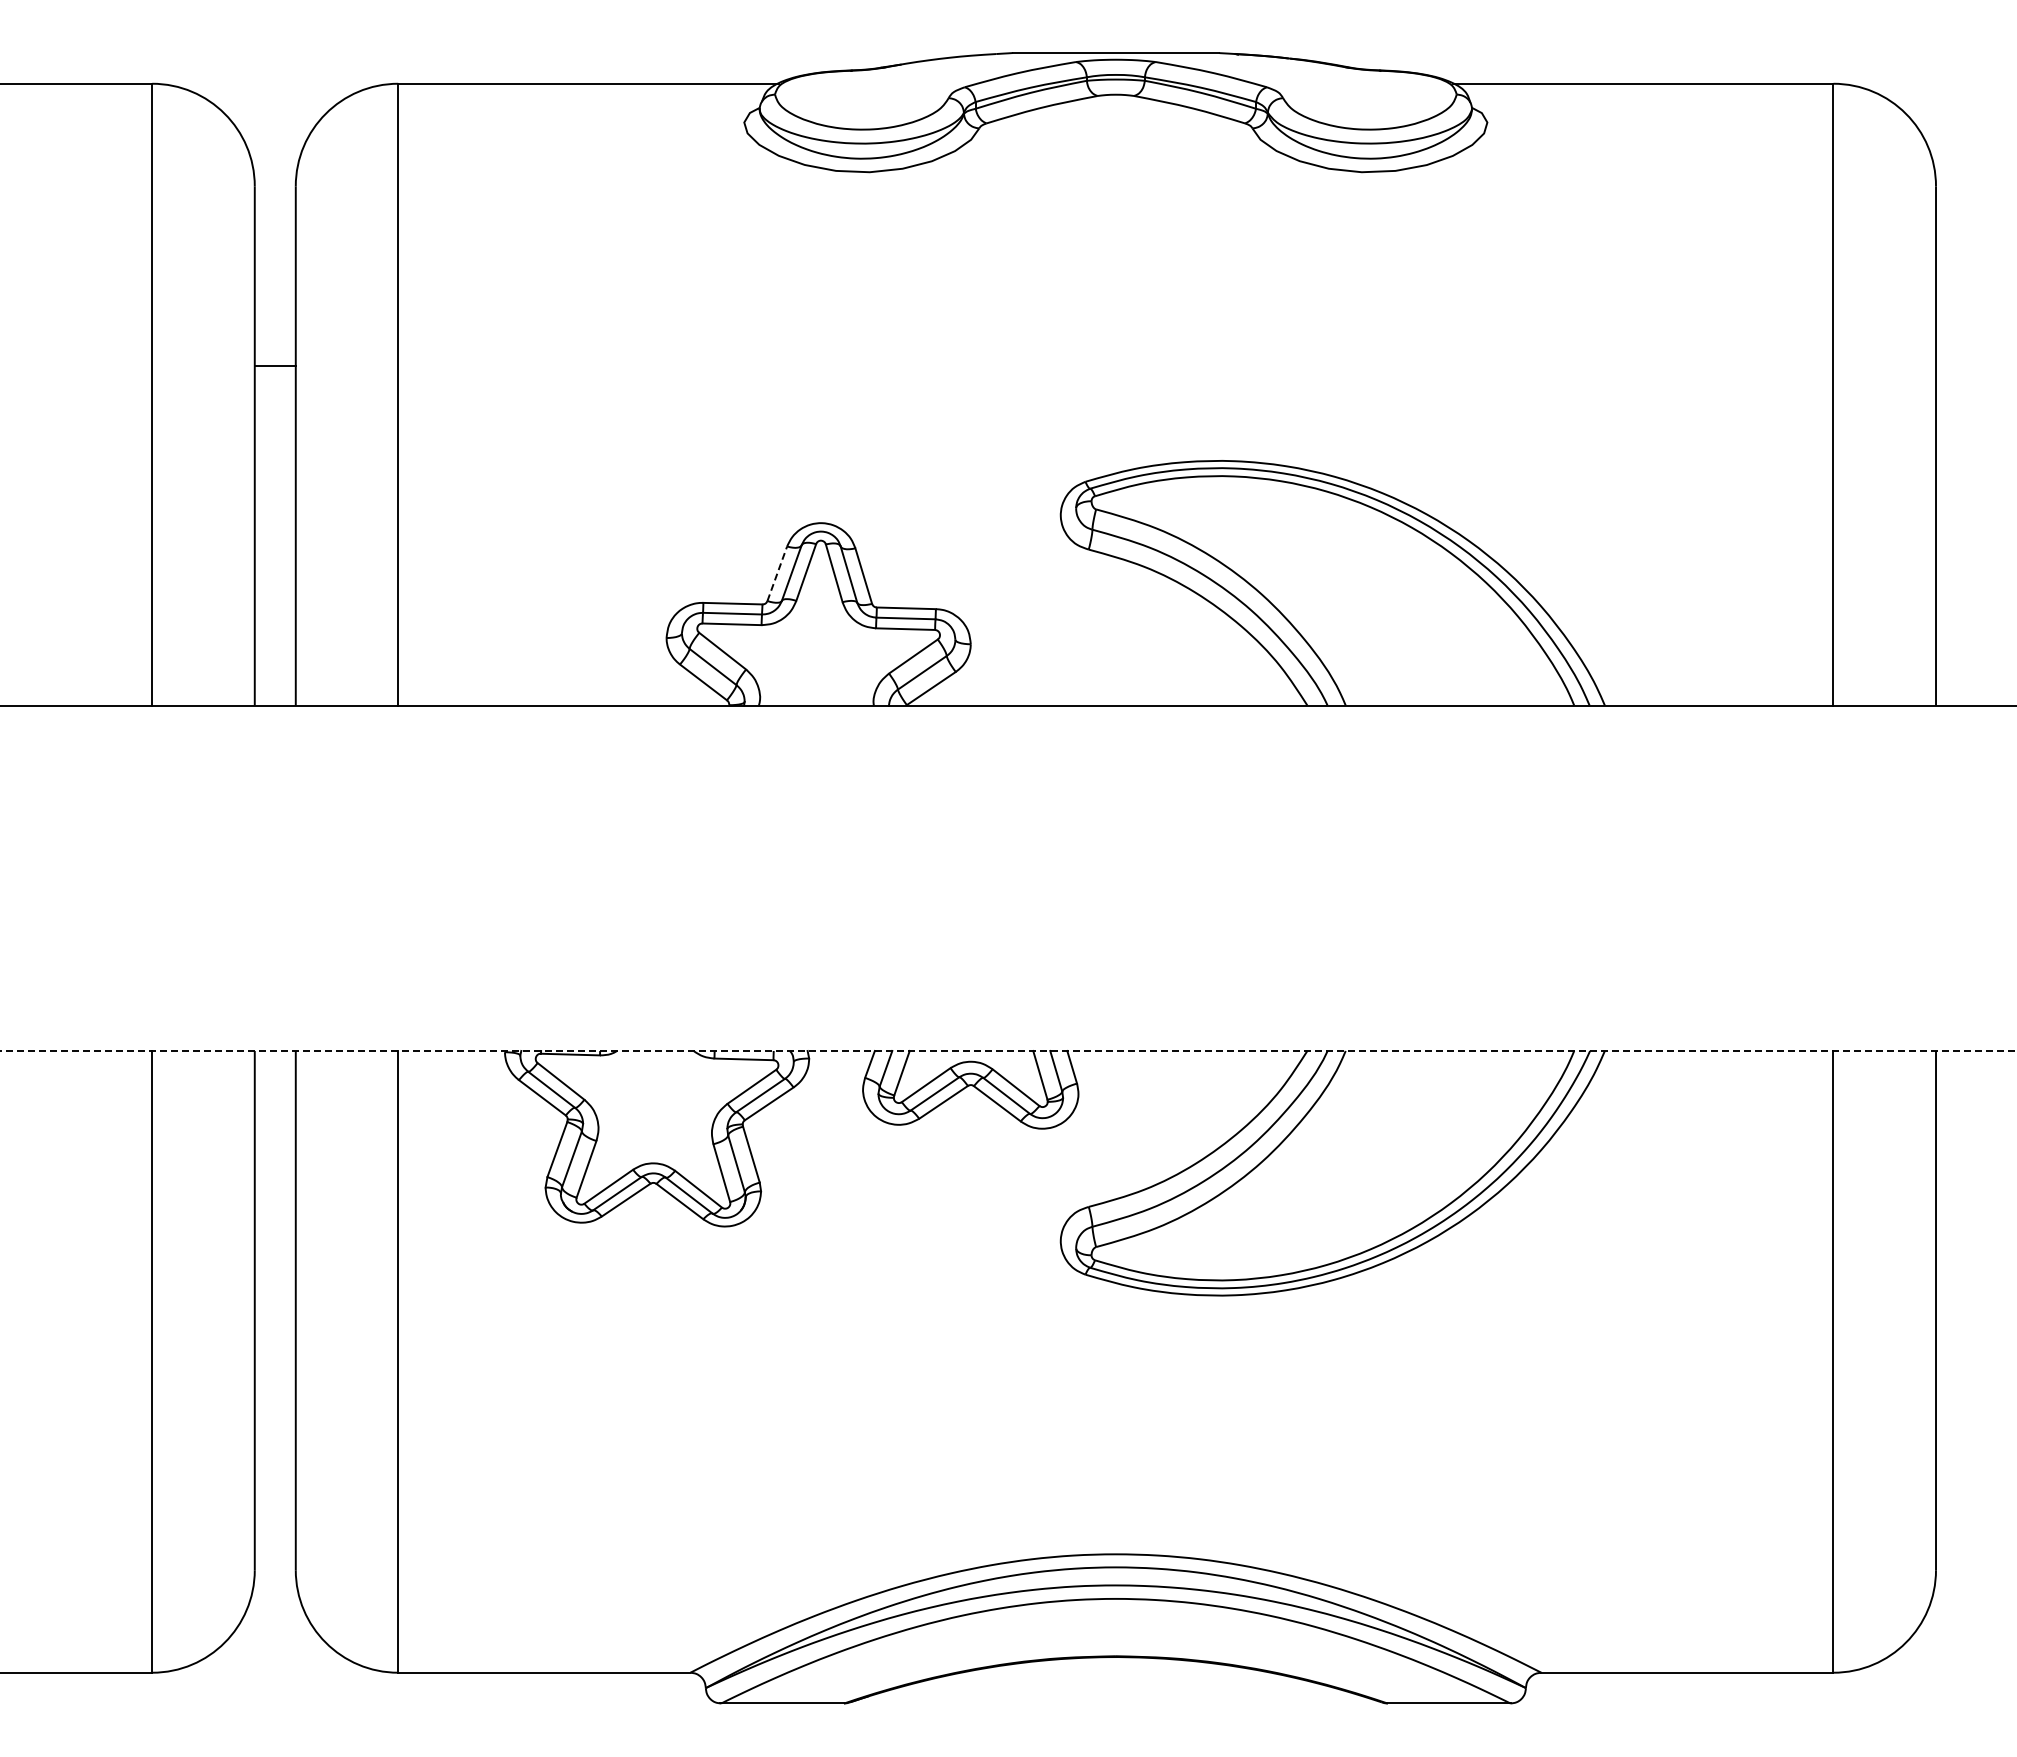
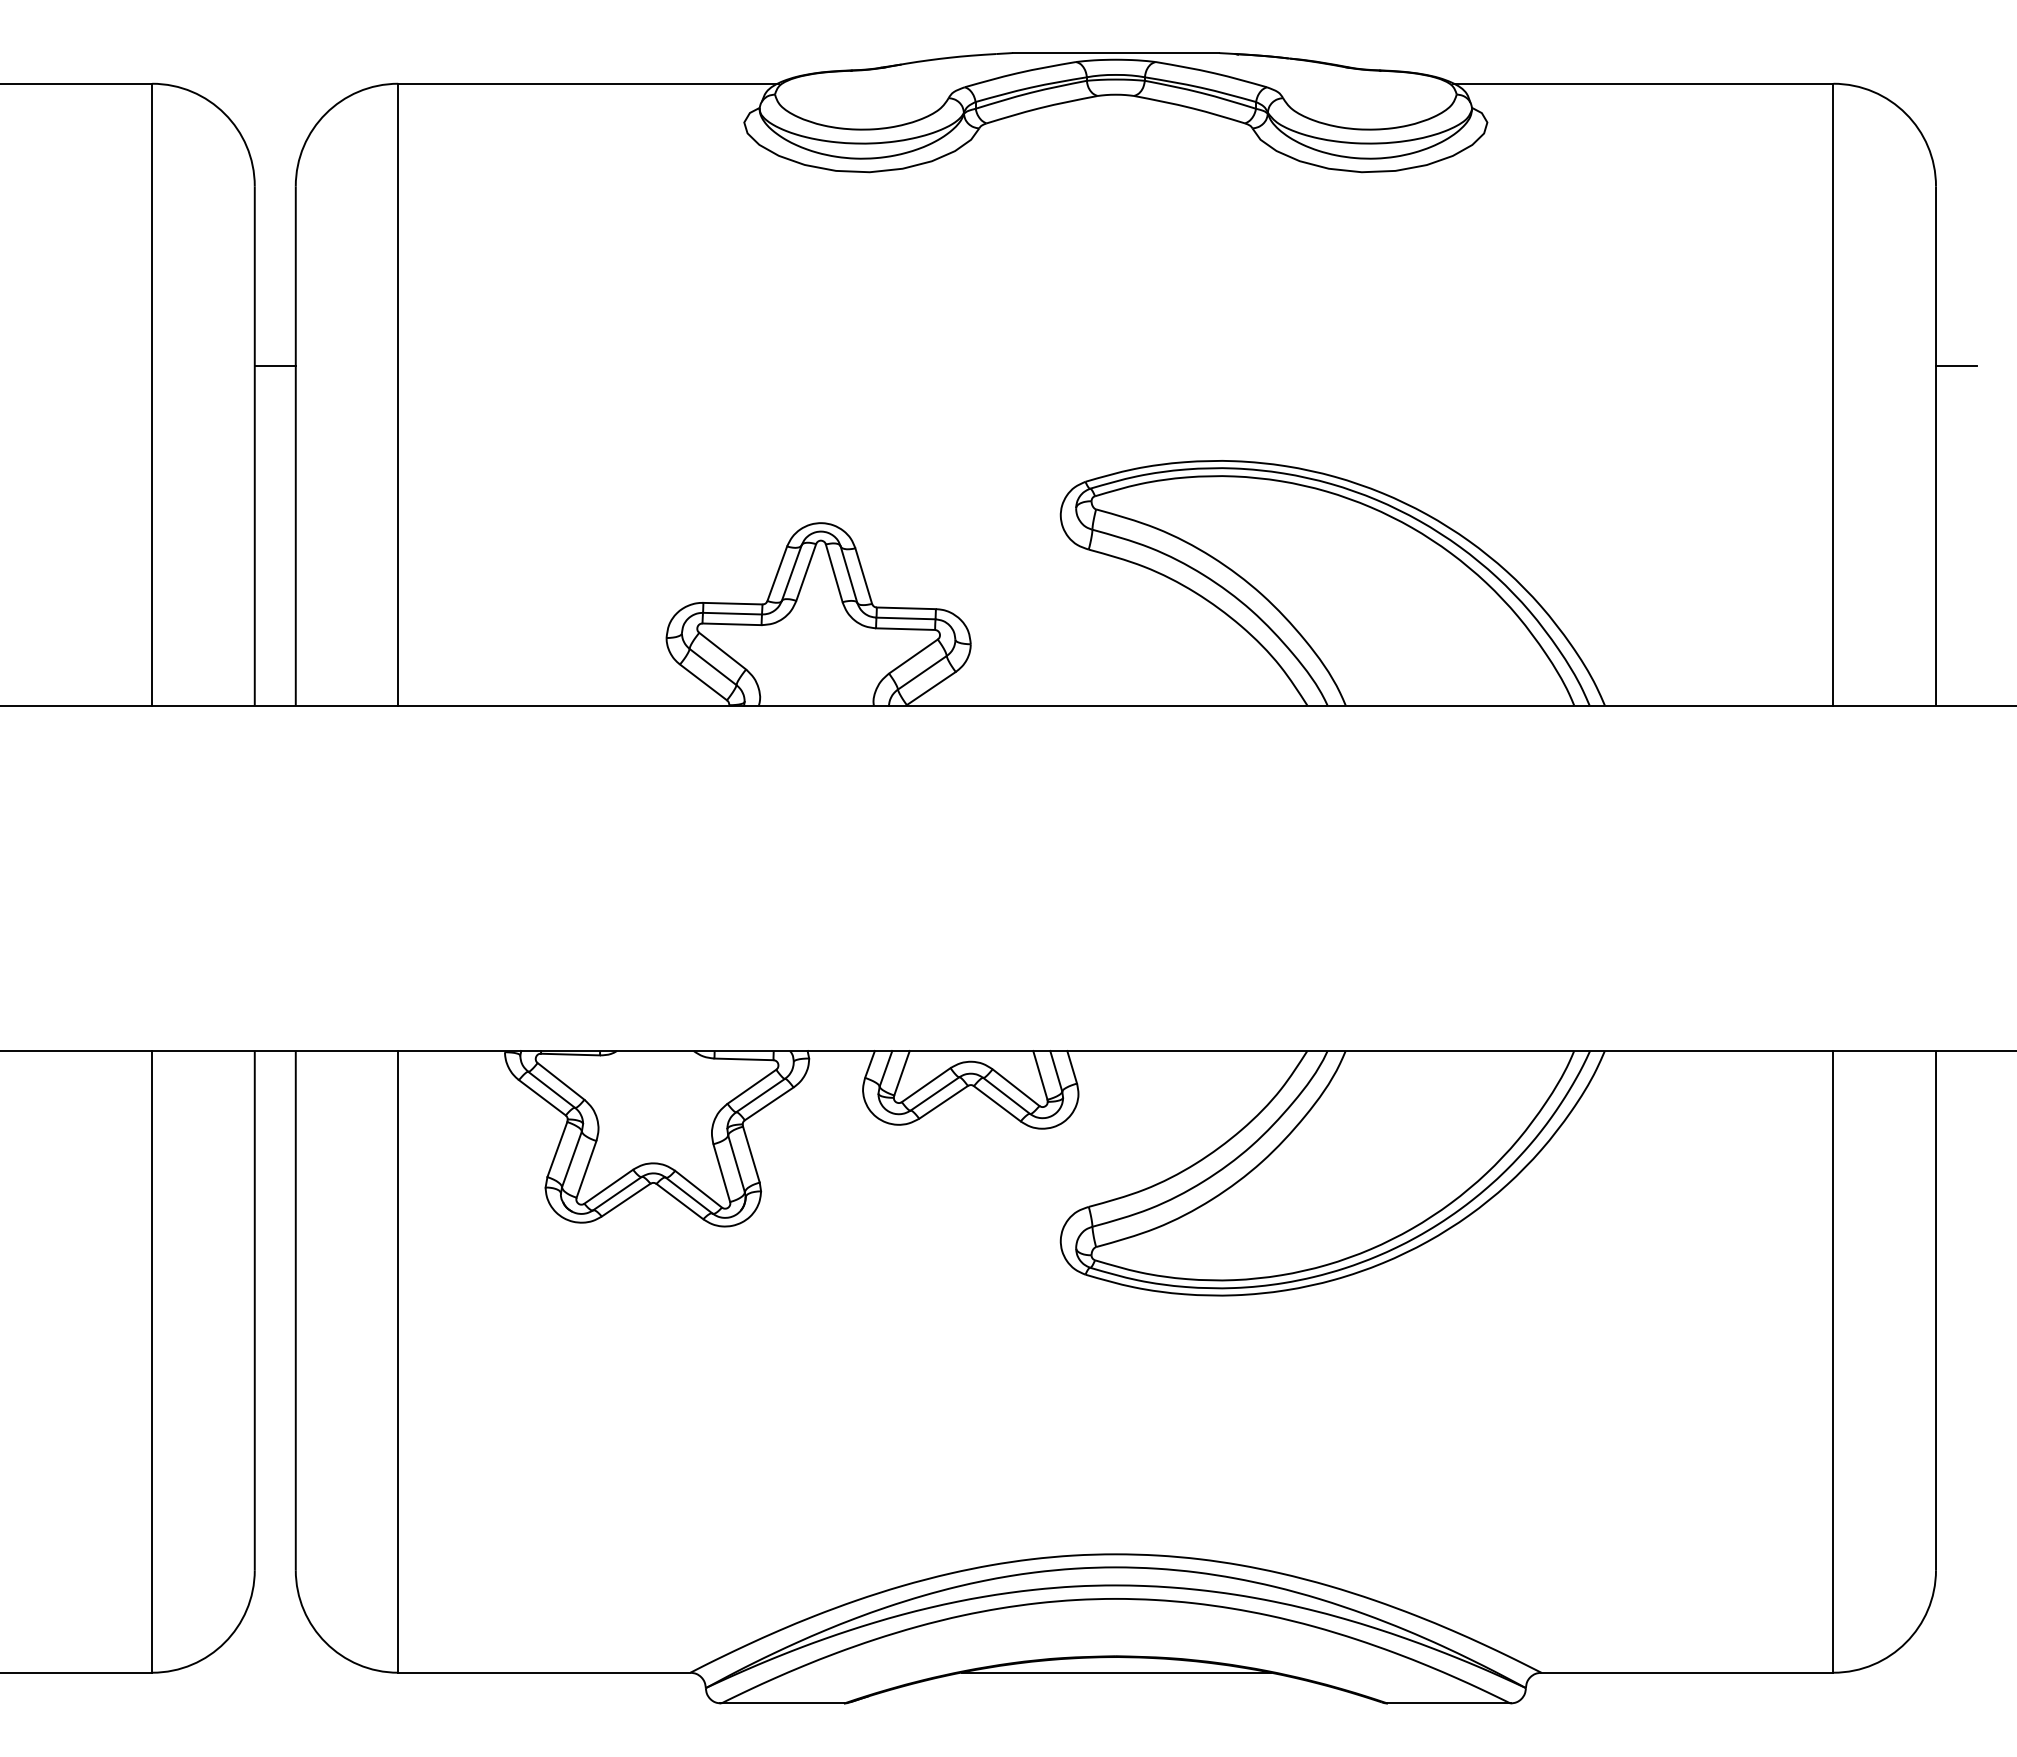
line: none -> present (1956, 365)
line: dashed -> solid (777, 573)
line: dashed -> solid (1008, 1050)
line: none -> present (1116, 1672)
